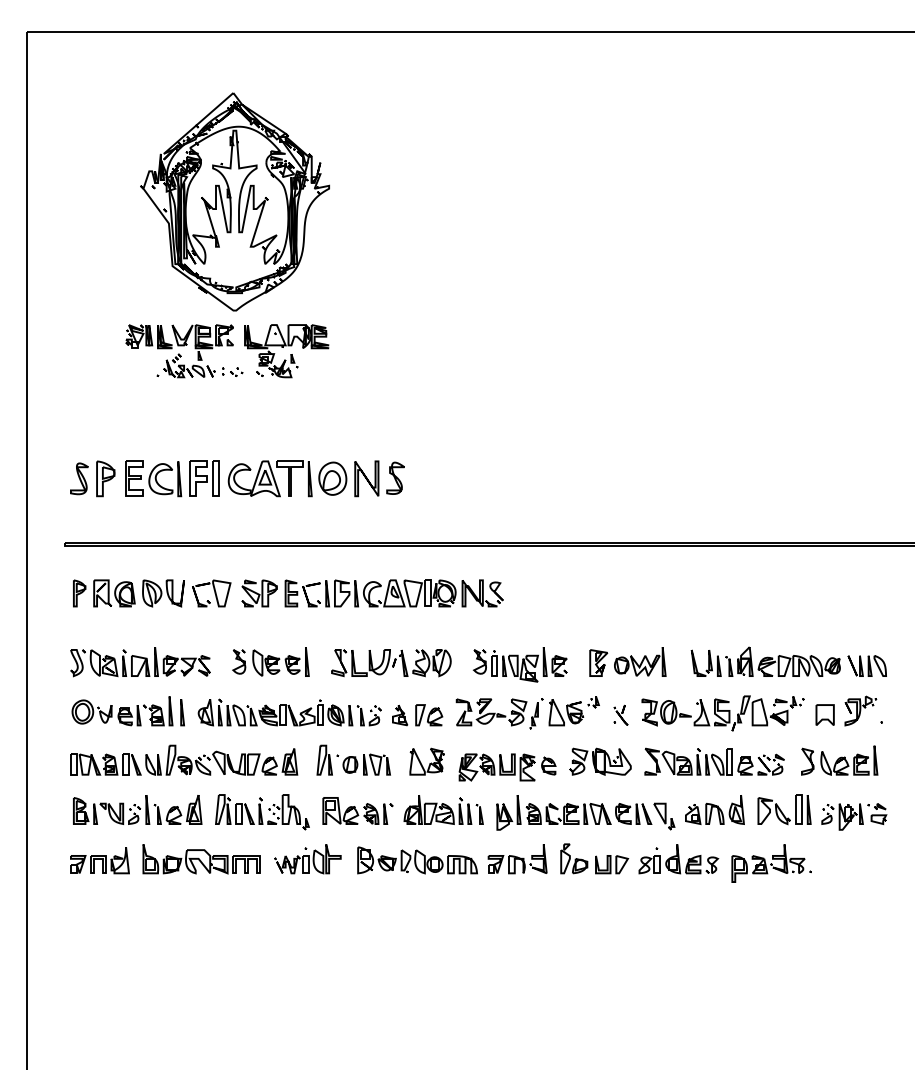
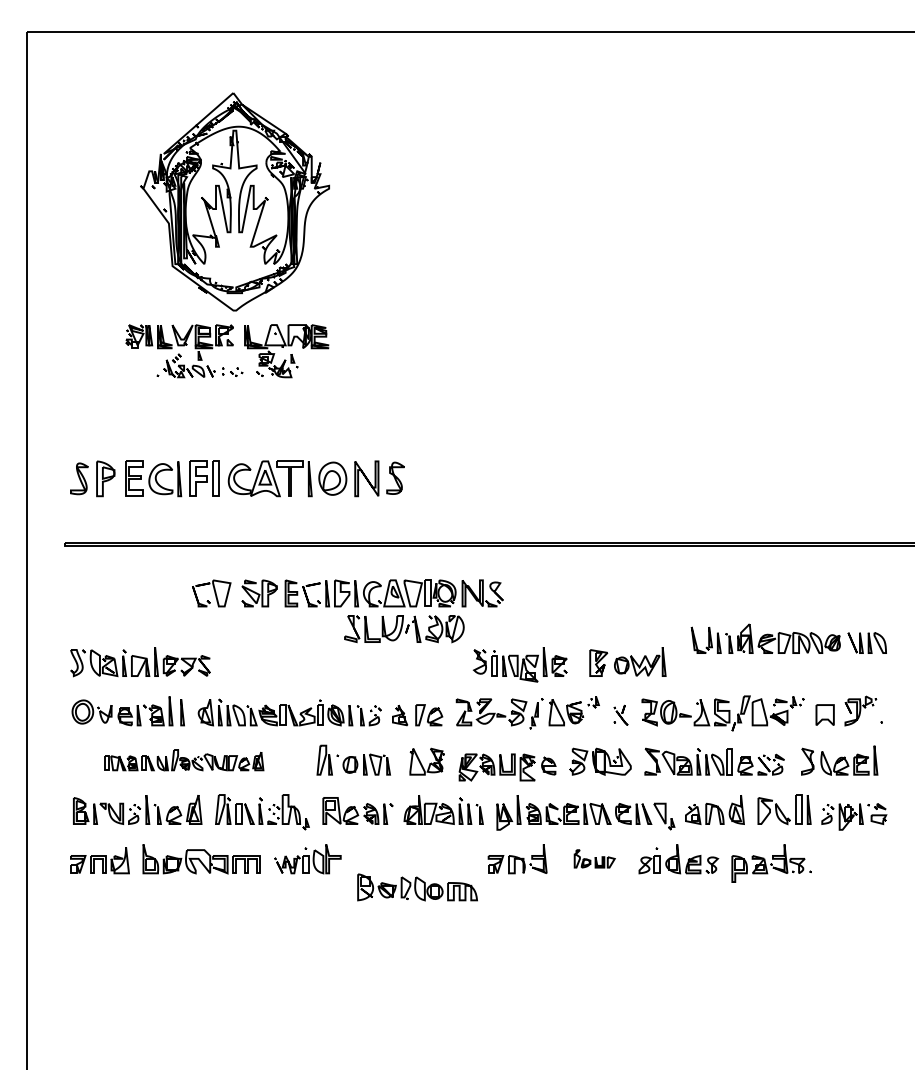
part: present -> none (128, 593)
part: present -> none (270, 661)
part position: (788, 661) -> (788, 638) (788, 638)
part position: (391, 663) -> (404, 629) (404, 629)
part size: 229x32 px -> 161x23 px (184, 760)
part size: 70x32 px -> 43x20 px (594, 858)
part position: (417, 860) -> (417, 887) (417, 887)
